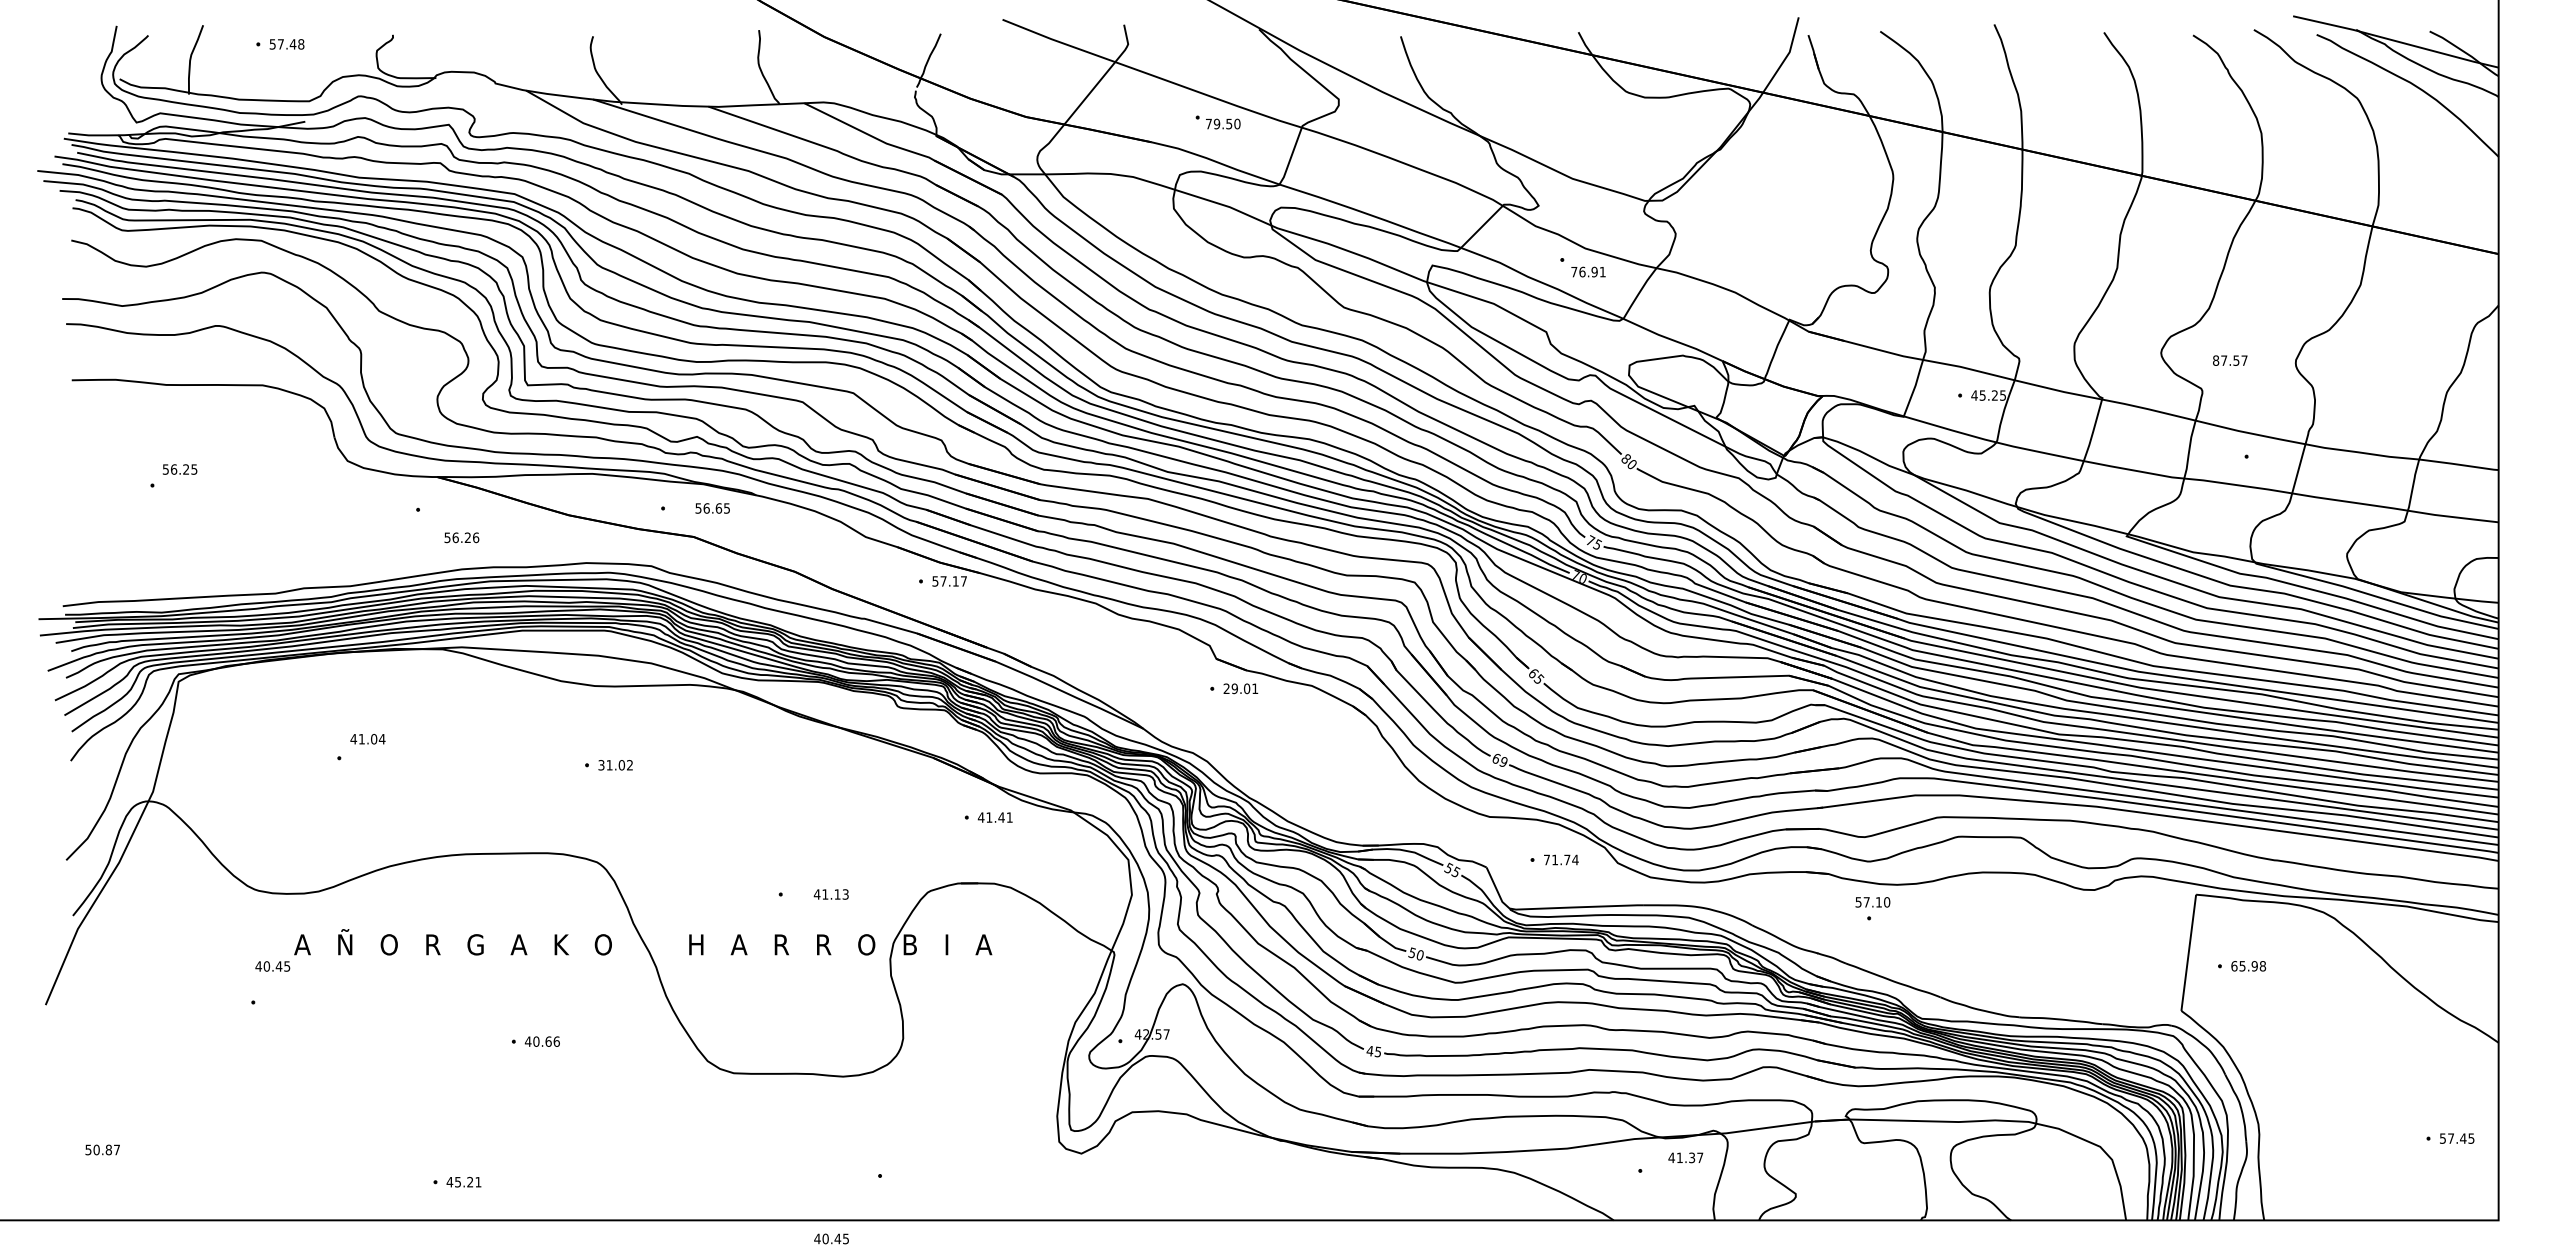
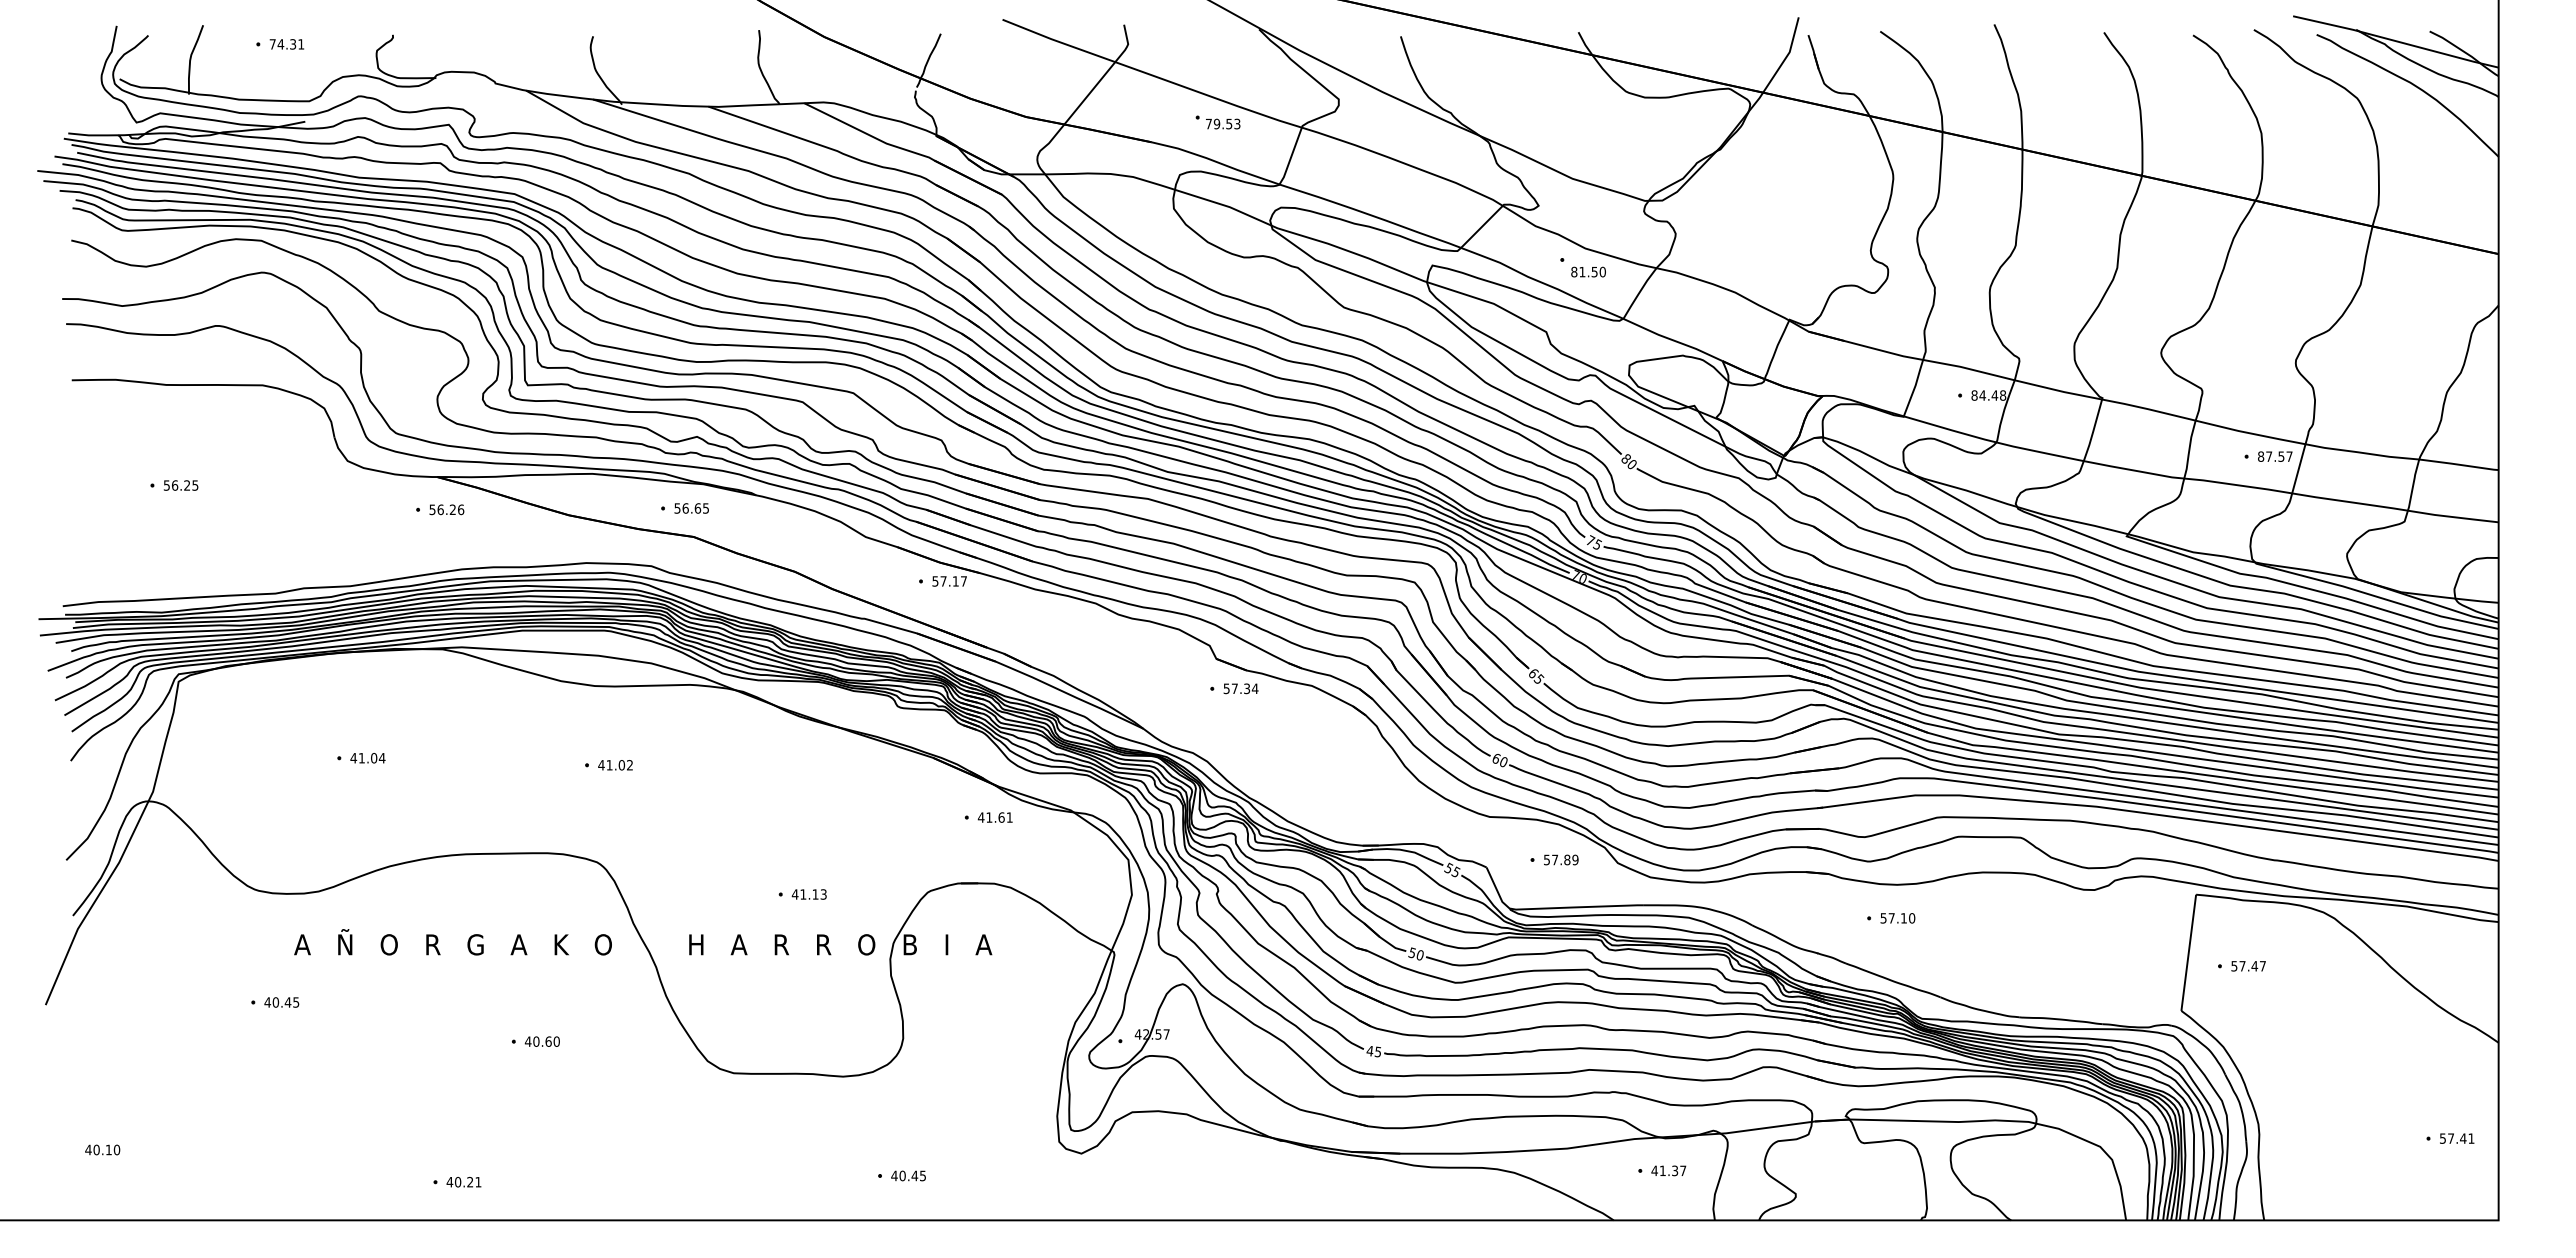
text: 57.48 -> 74.31 (286, 44)
text: 79.50 -> 79.53 (1237, 123)
text: 76.91 -> 81.50 (1588, 271)
text position: (2230, 360) -> (2275, 456) (2275, 456)
text: 45.25 -> 84.48 (1988, 395)
text position: (179, 469) -> (180, 485) (180, 485)
text position: (712, 508) -> (691, 508) (691, 508)
text position: (461, 537) -> (446, 509) (446, 509)
text: 29.01 -> 57.34 (1240, 688)
text position: (367, 739) -> (367, 758) (367, 758)
text: 69 -> 60 (1502, 762)
text: 31.02 -> 41.02 (601, 765)
text: 41.41 -> 41.61 (1001, 817)
text: 71.74 -> 57.89 (1561, 859)
text position: (830, 894) -> (808, 894) (808, 894)
text position: (1872, 902) -> (1897, 918) (1897, 918)
text position: (272, 966) -> (281, 1002) (281, 1002)
text: 65.98 -> 57.47 (2248, 966)
text: 40.66 -> 40.60 (556, 1041)
text: 57.45 -> 57.41 (2471, 1138)
text: 50.87 -> 40.10 (102, 1149)
text position: (1685, 1157) -> (1668, 1170) (1668, 1170)
text: 45.21 -> 40.21 (458, 1181)
text position: (831, 1238) -> (908, 1175) (908, 1175)
